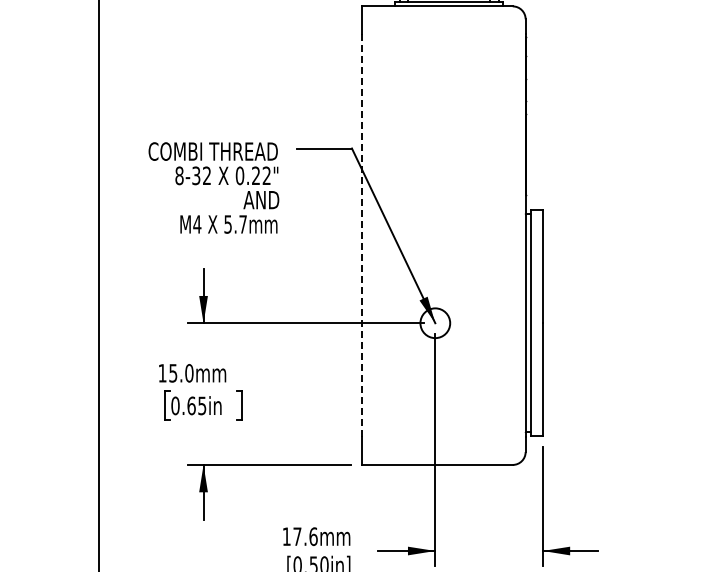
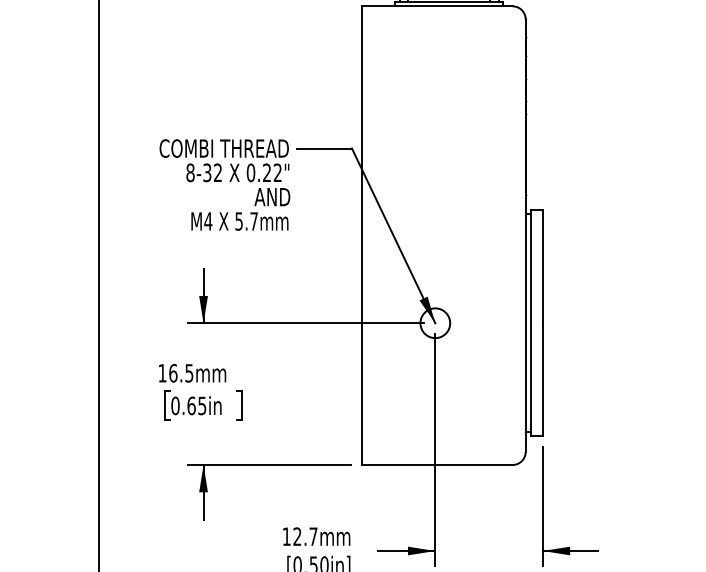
text position: (213, 187) -> (224, 184) (224, 184)
line: dashed -> solid (362, 235)
text: 15.0mm -> 16.5mm (181, 373)
text: 17.6mm -> 12.7mm (305, 536)
